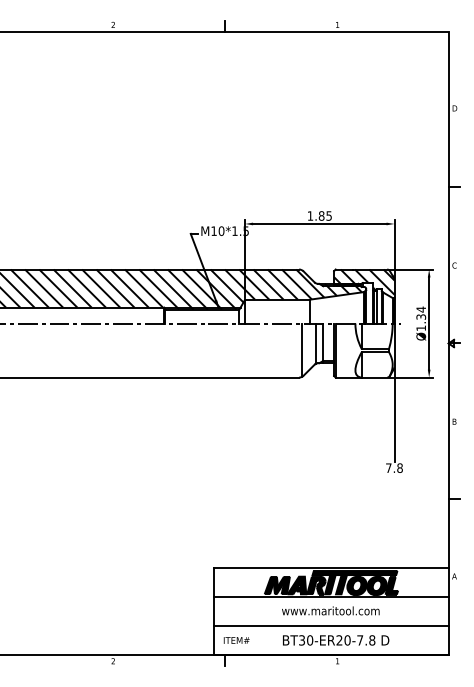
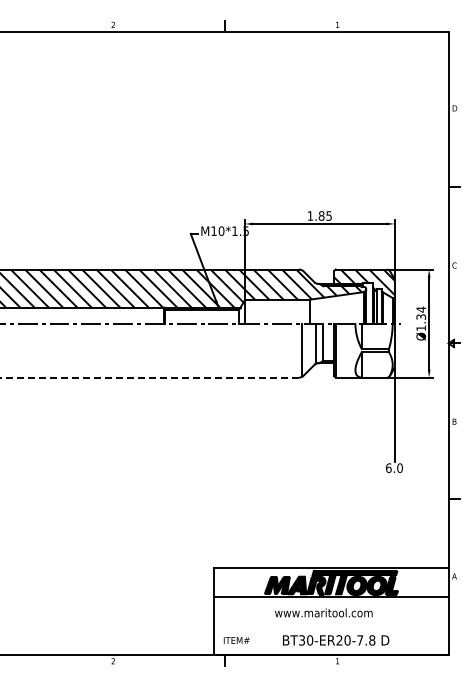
line: solid -> dashed (149, 377)
text: 7.8 -> 6.0 (394, 467)
text position: (330, 610) -> (323, 612) (323, 612)
line: present -> none (331, 626)
